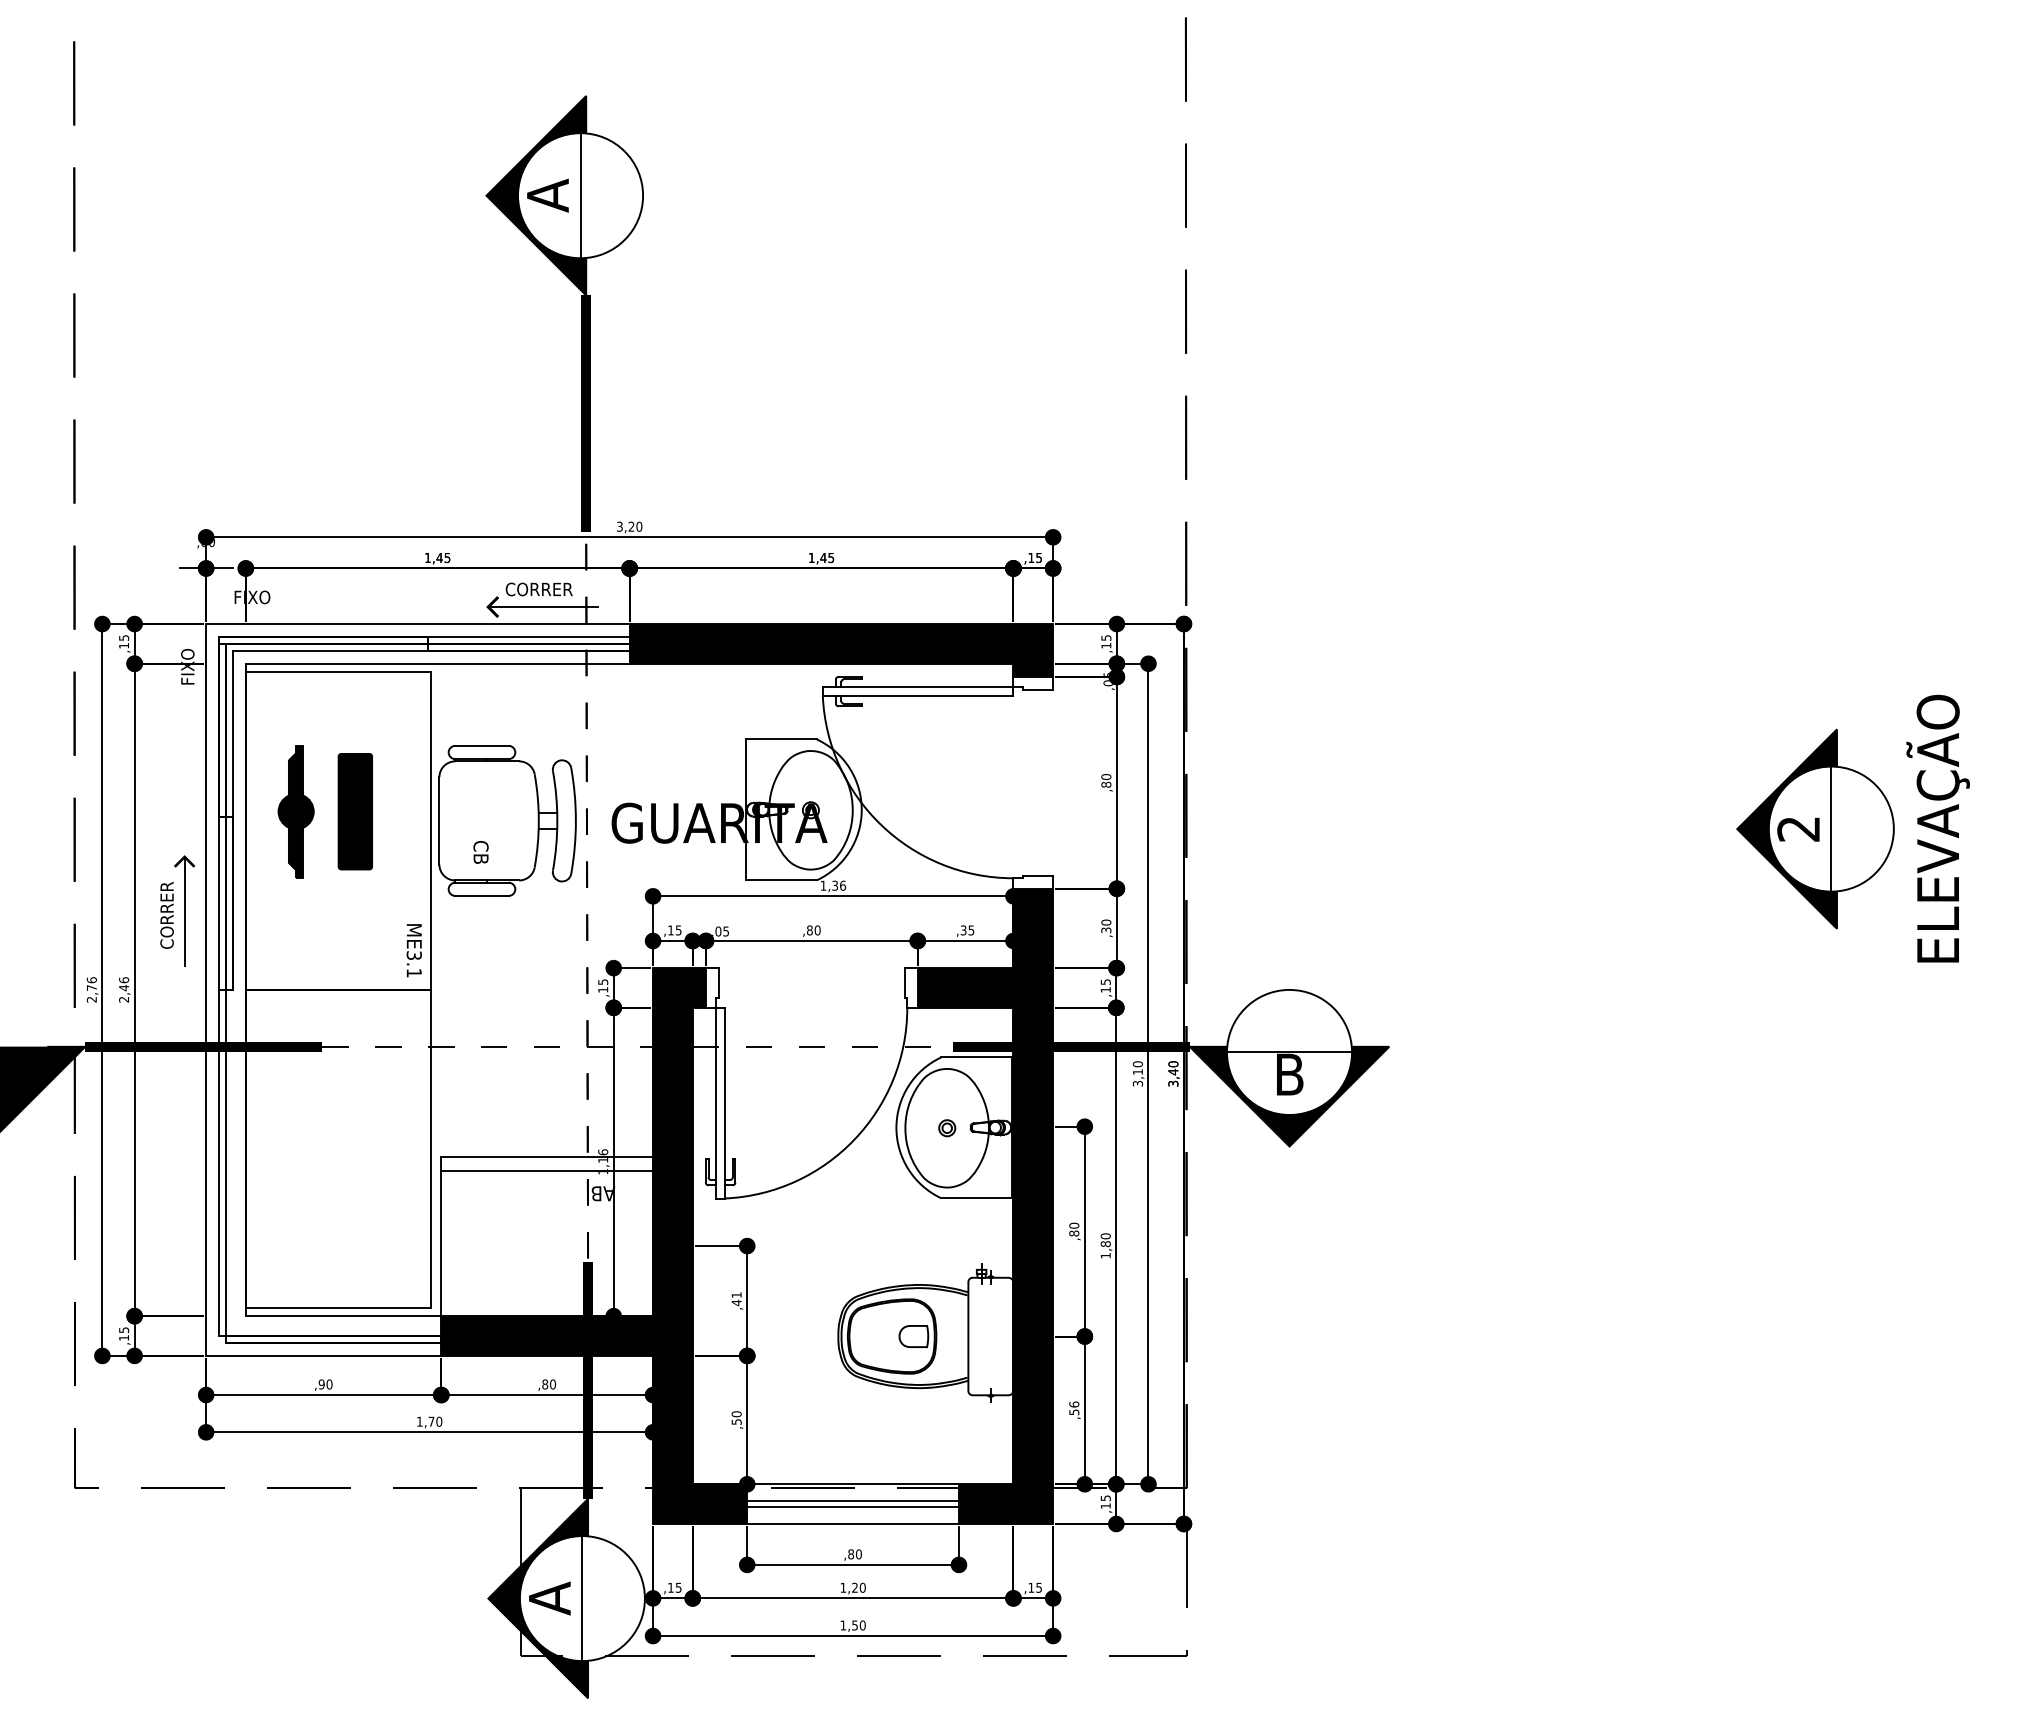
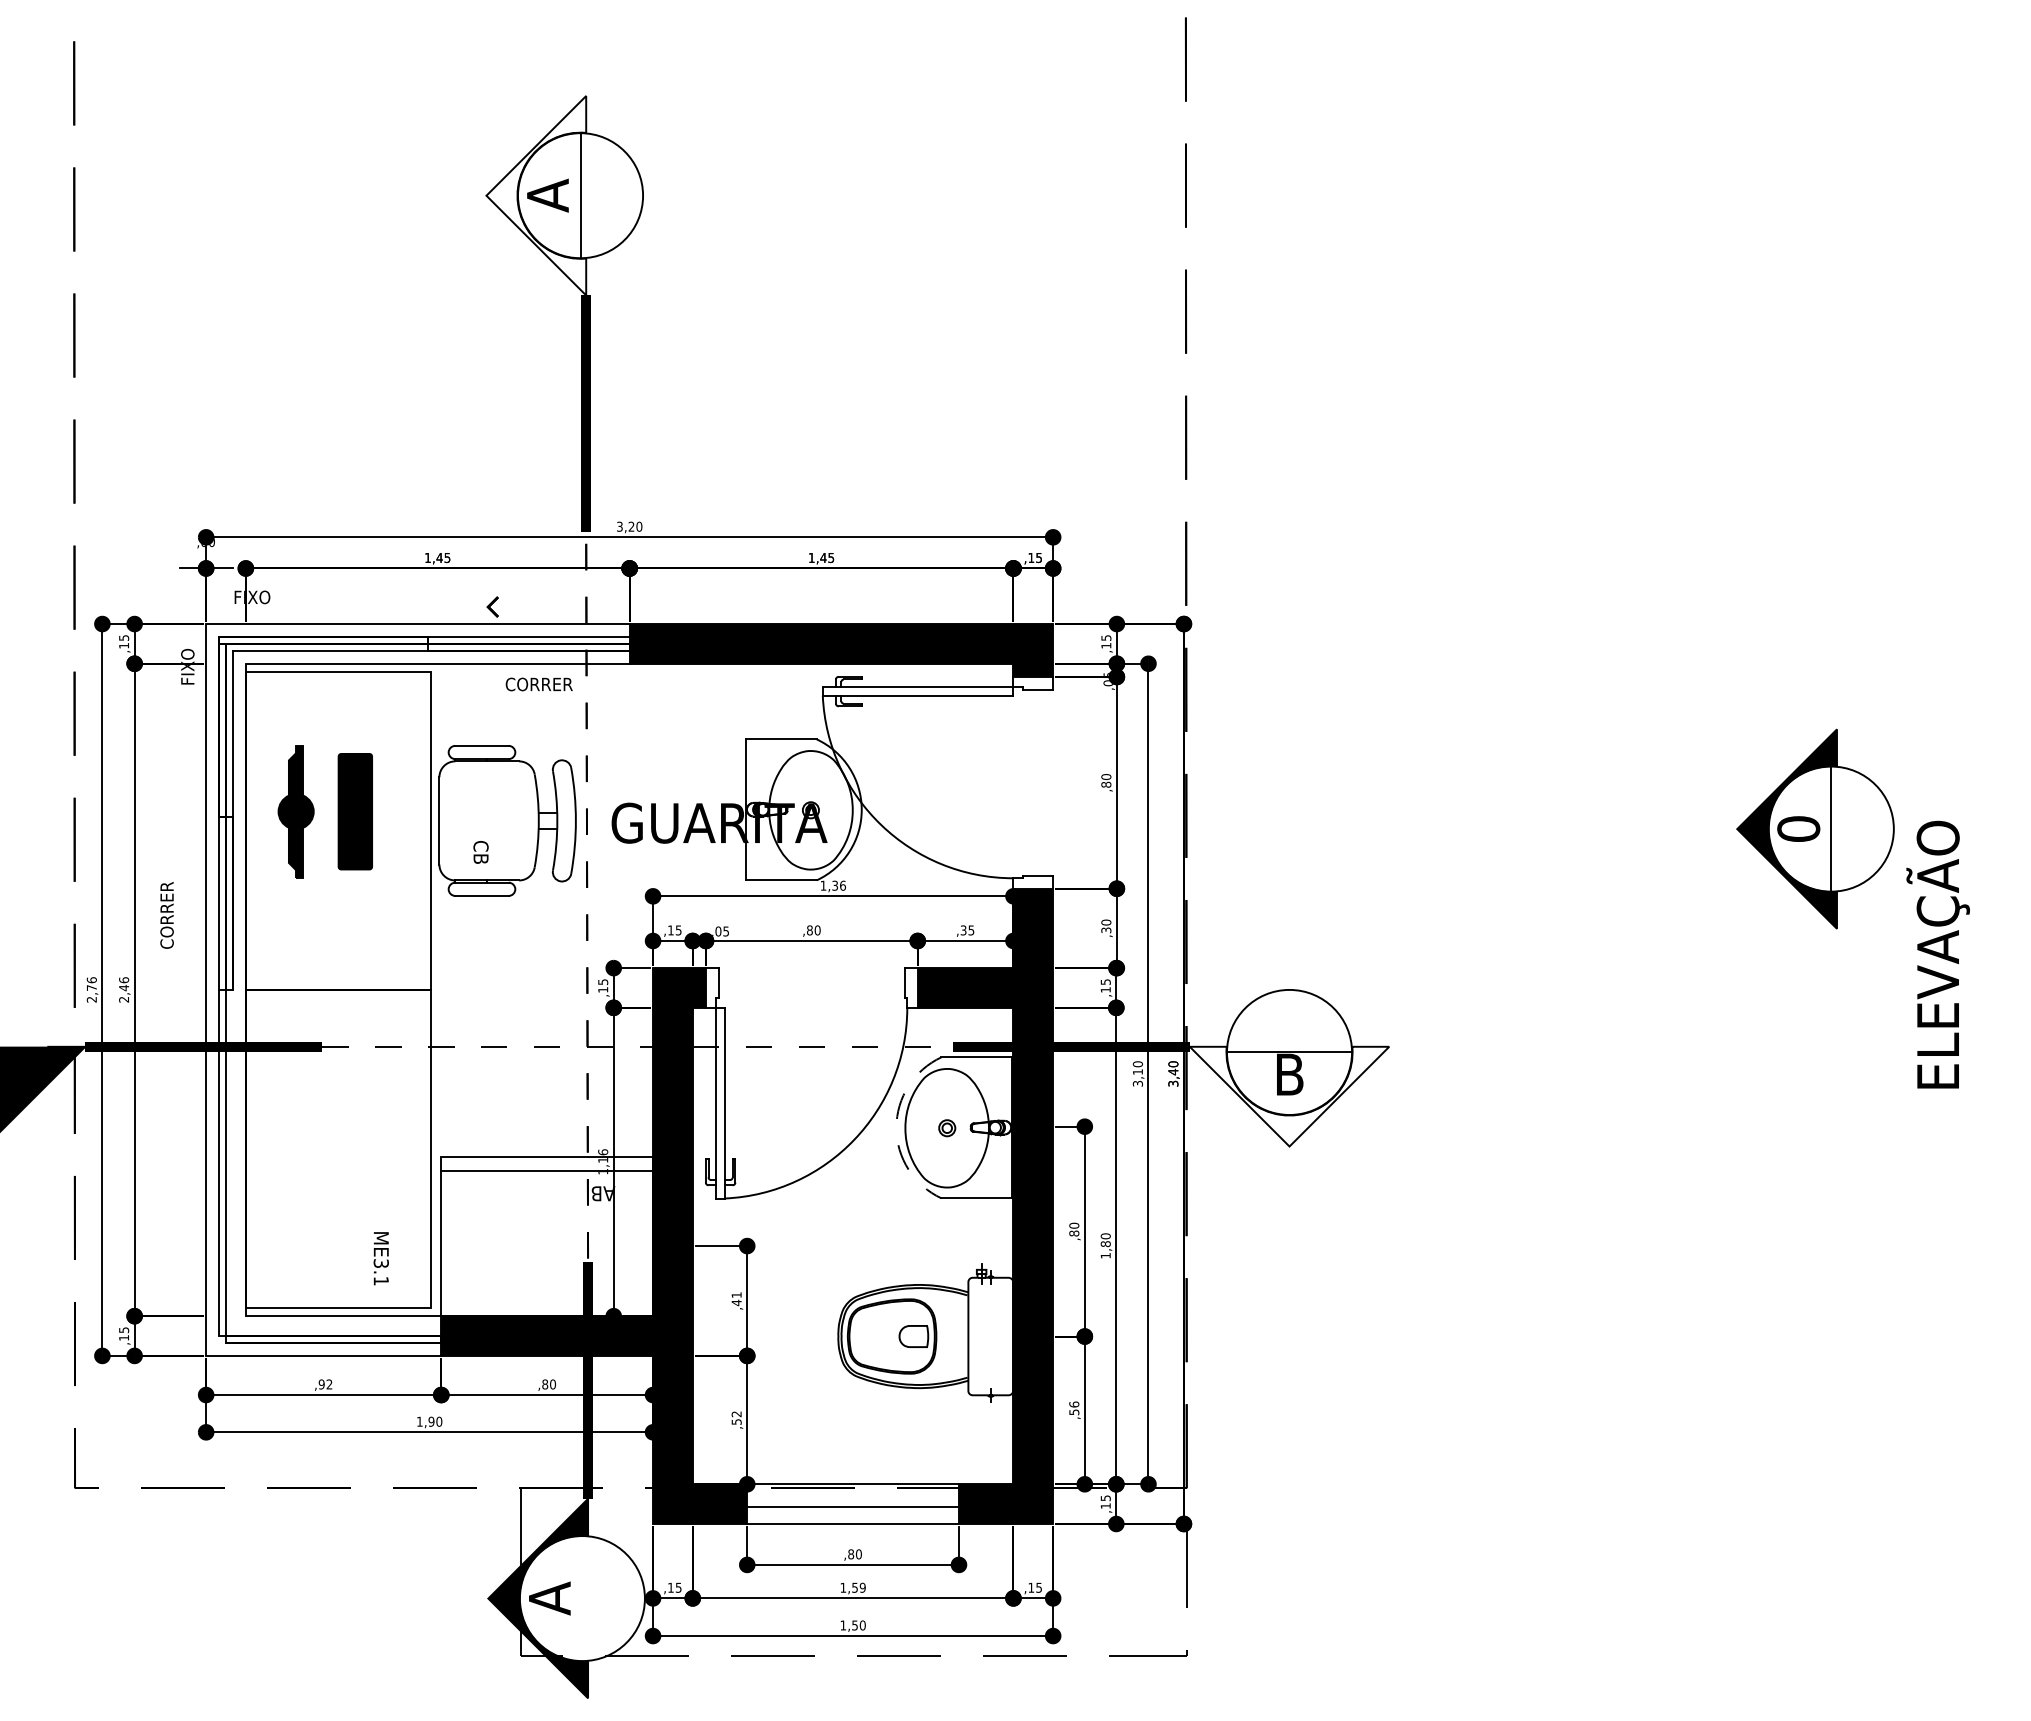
fill: present -> none (536, 195)
text position: (538, 589) -> (538, 684) (538, 684)
line: present -> none (542, 607)
text: 2 -> 0 (1798, 828)
text position: (1937, 828) -> (1937, 954) (1937, 954)
part: present -> none (184, 910)
text position: (413, 950) -> (380, 1258) (380, 1258)
fill: present -> none (1289, 1096)
line: solid -> dashed (896, 1127)
text: ,90 -> ,92 (329, 1384)
text: ,50 -> ,52 (736, 1414)
text: 1,70 -> 1,90 (431, 1421)
line: present -> none (852, 1500)
text: 1,20 -> 1,59 (858, 1587)
line: present -> none (582, 1598)
